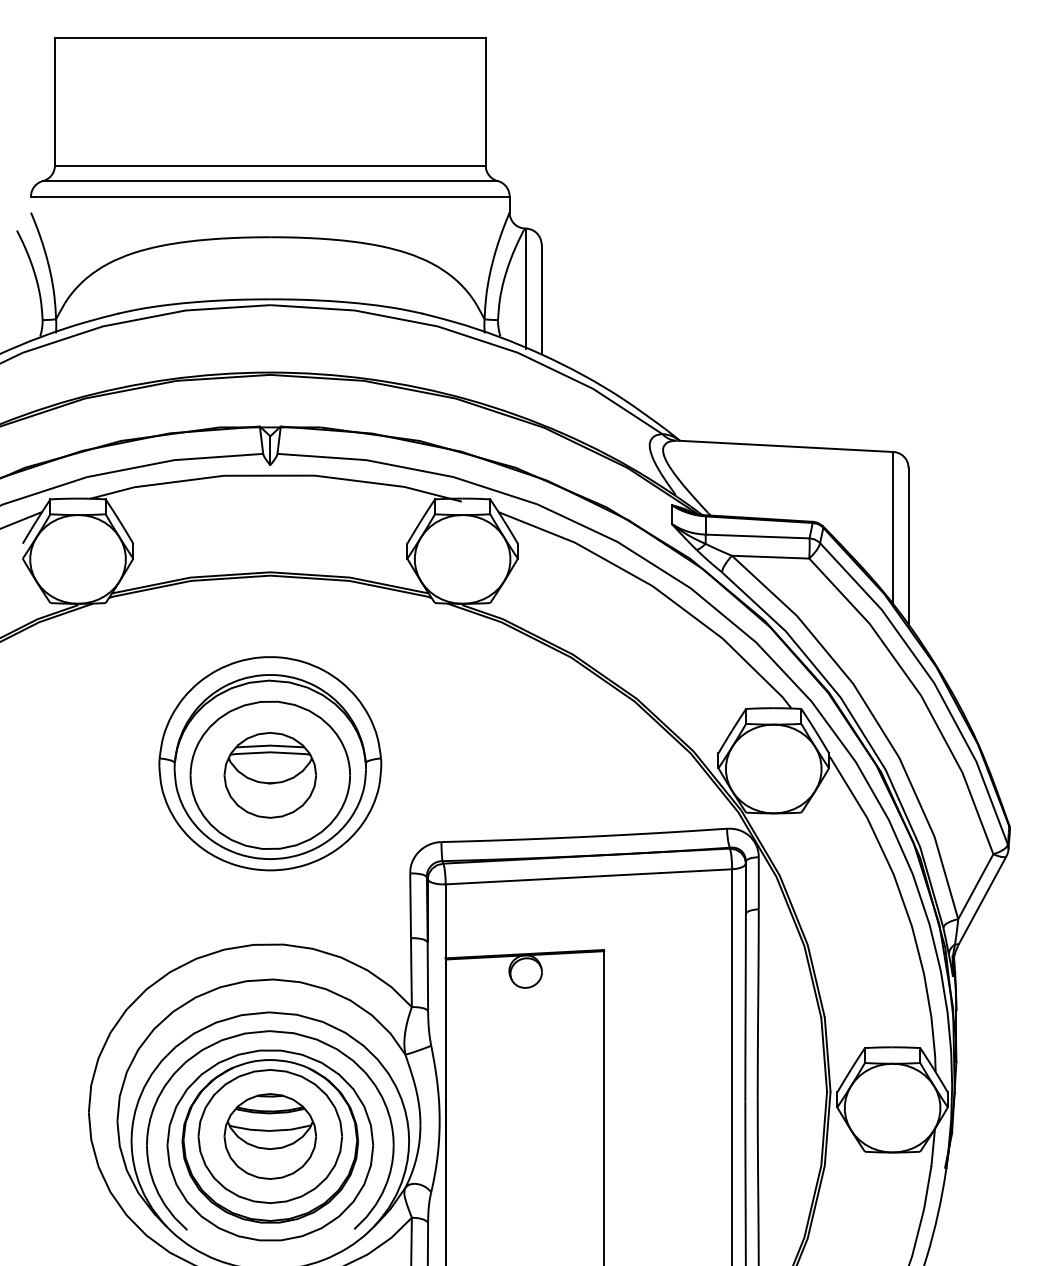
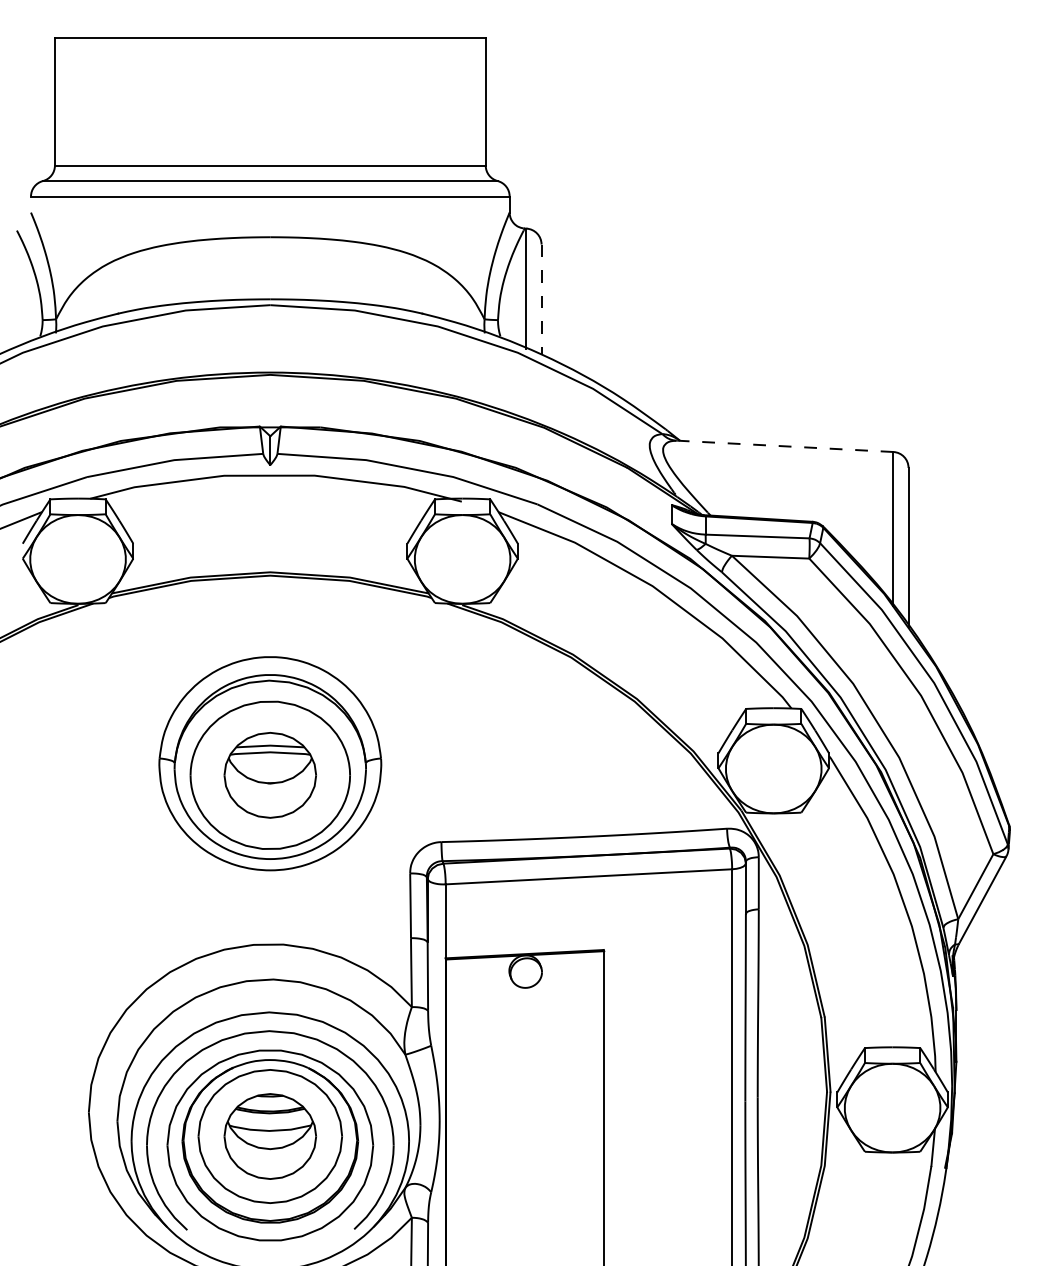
line: solid -> dashed (541, 299)
line: solid -> dashed (785, 446)
